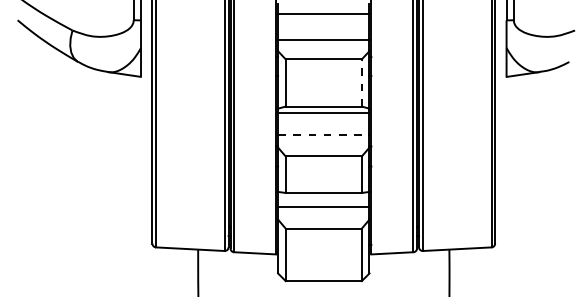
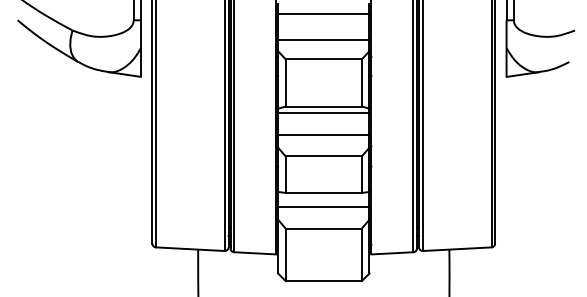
line: dashed -> solid (361, 82)
line: dashed -> solid (323, 135)
